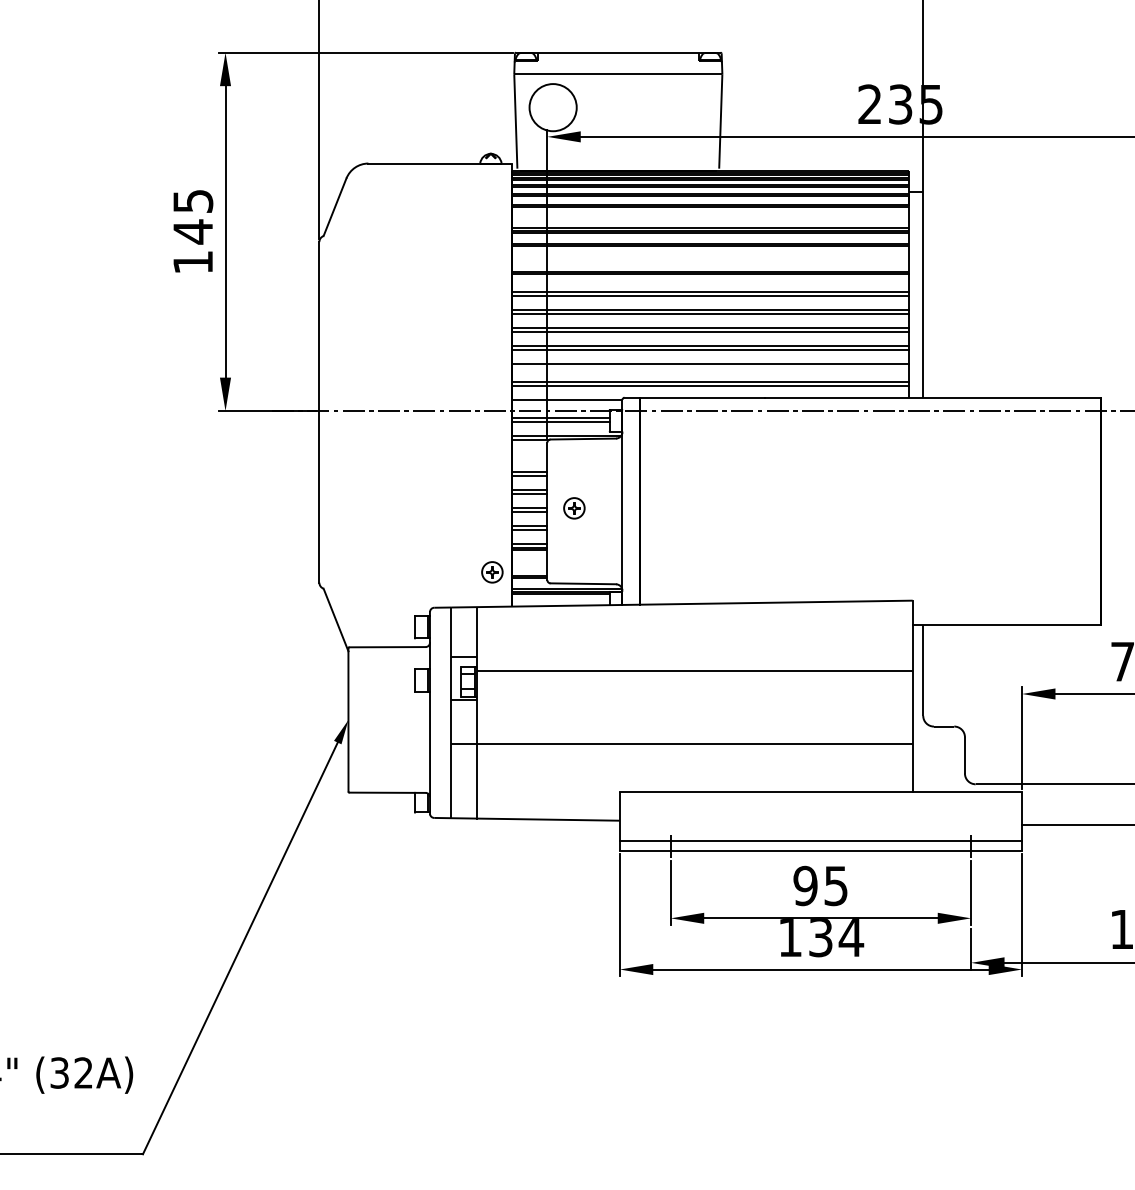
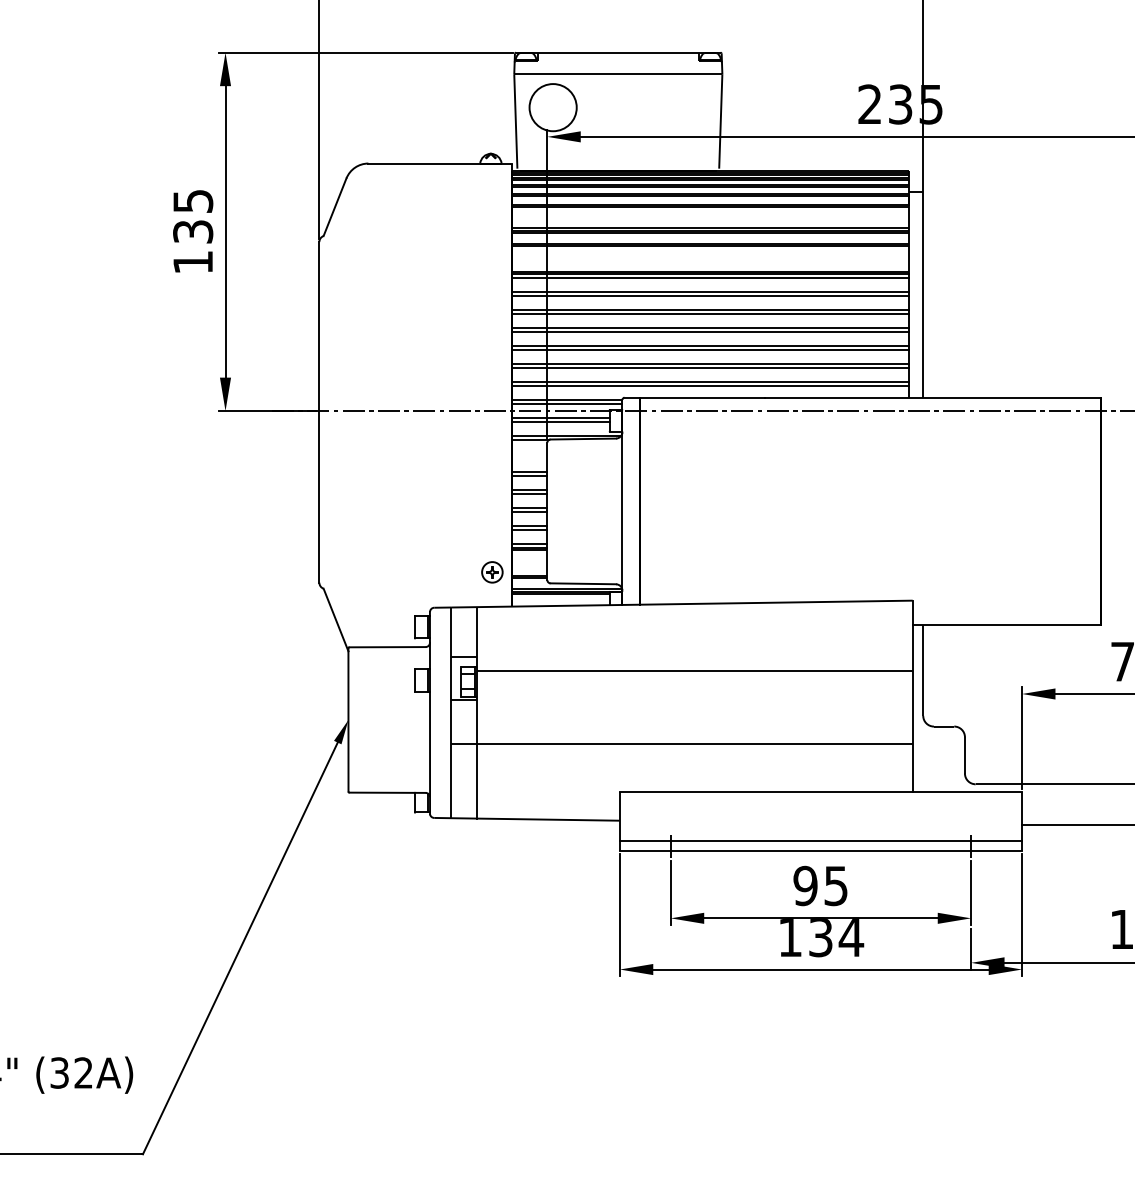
text: 145 -> 135 (193, 231)
line: none -> present (710, 277)
line: none -> present (710, 367)
line: none -> present (567, 403)
part: present -> none (574, 508)
